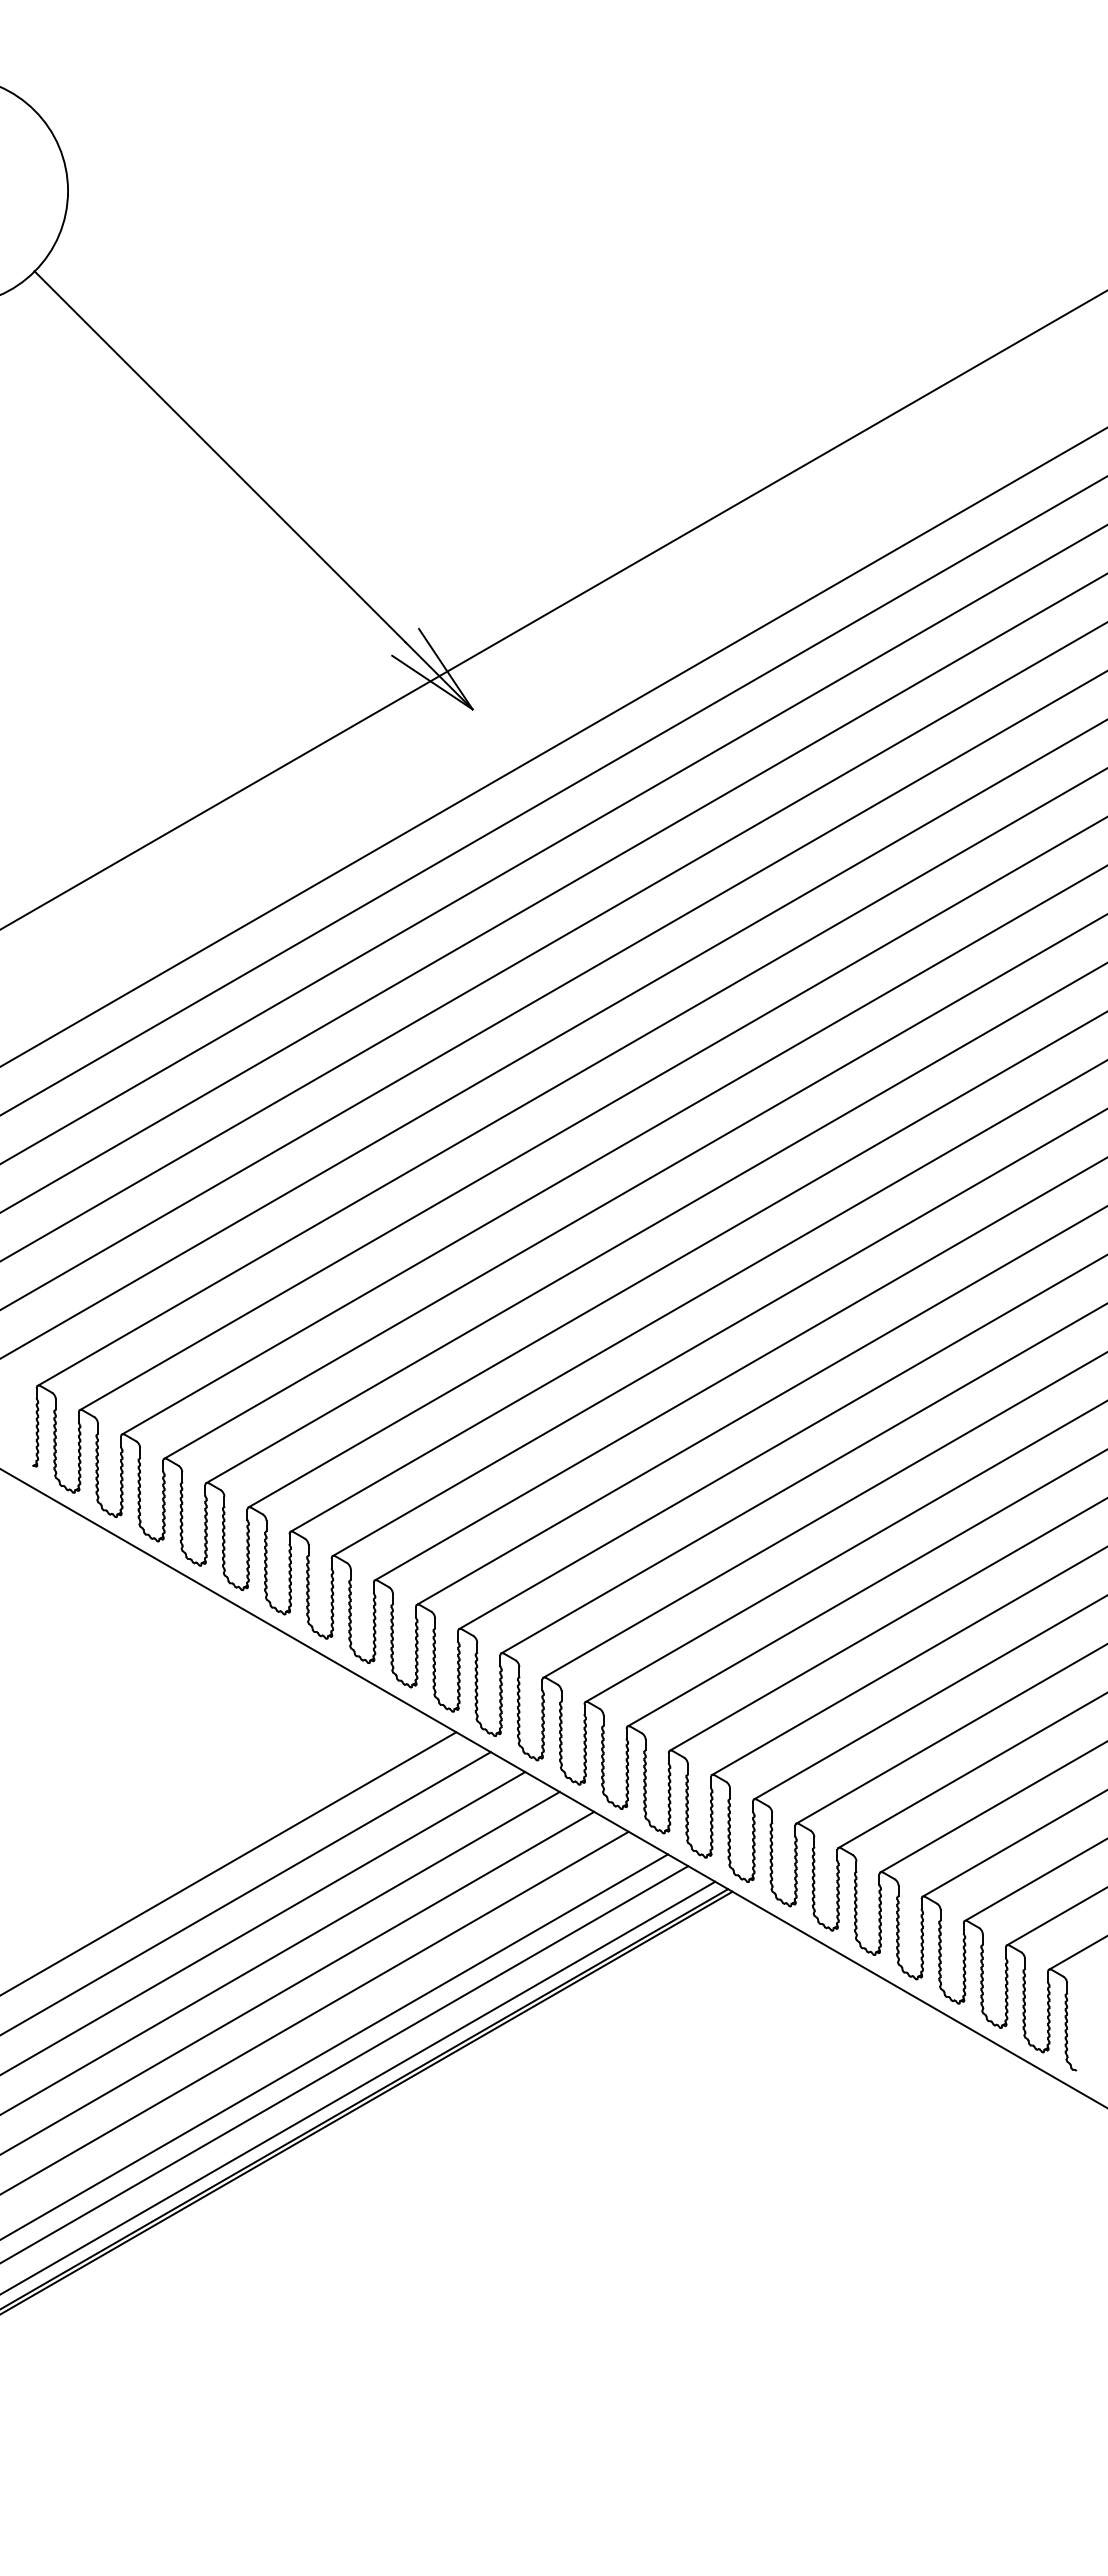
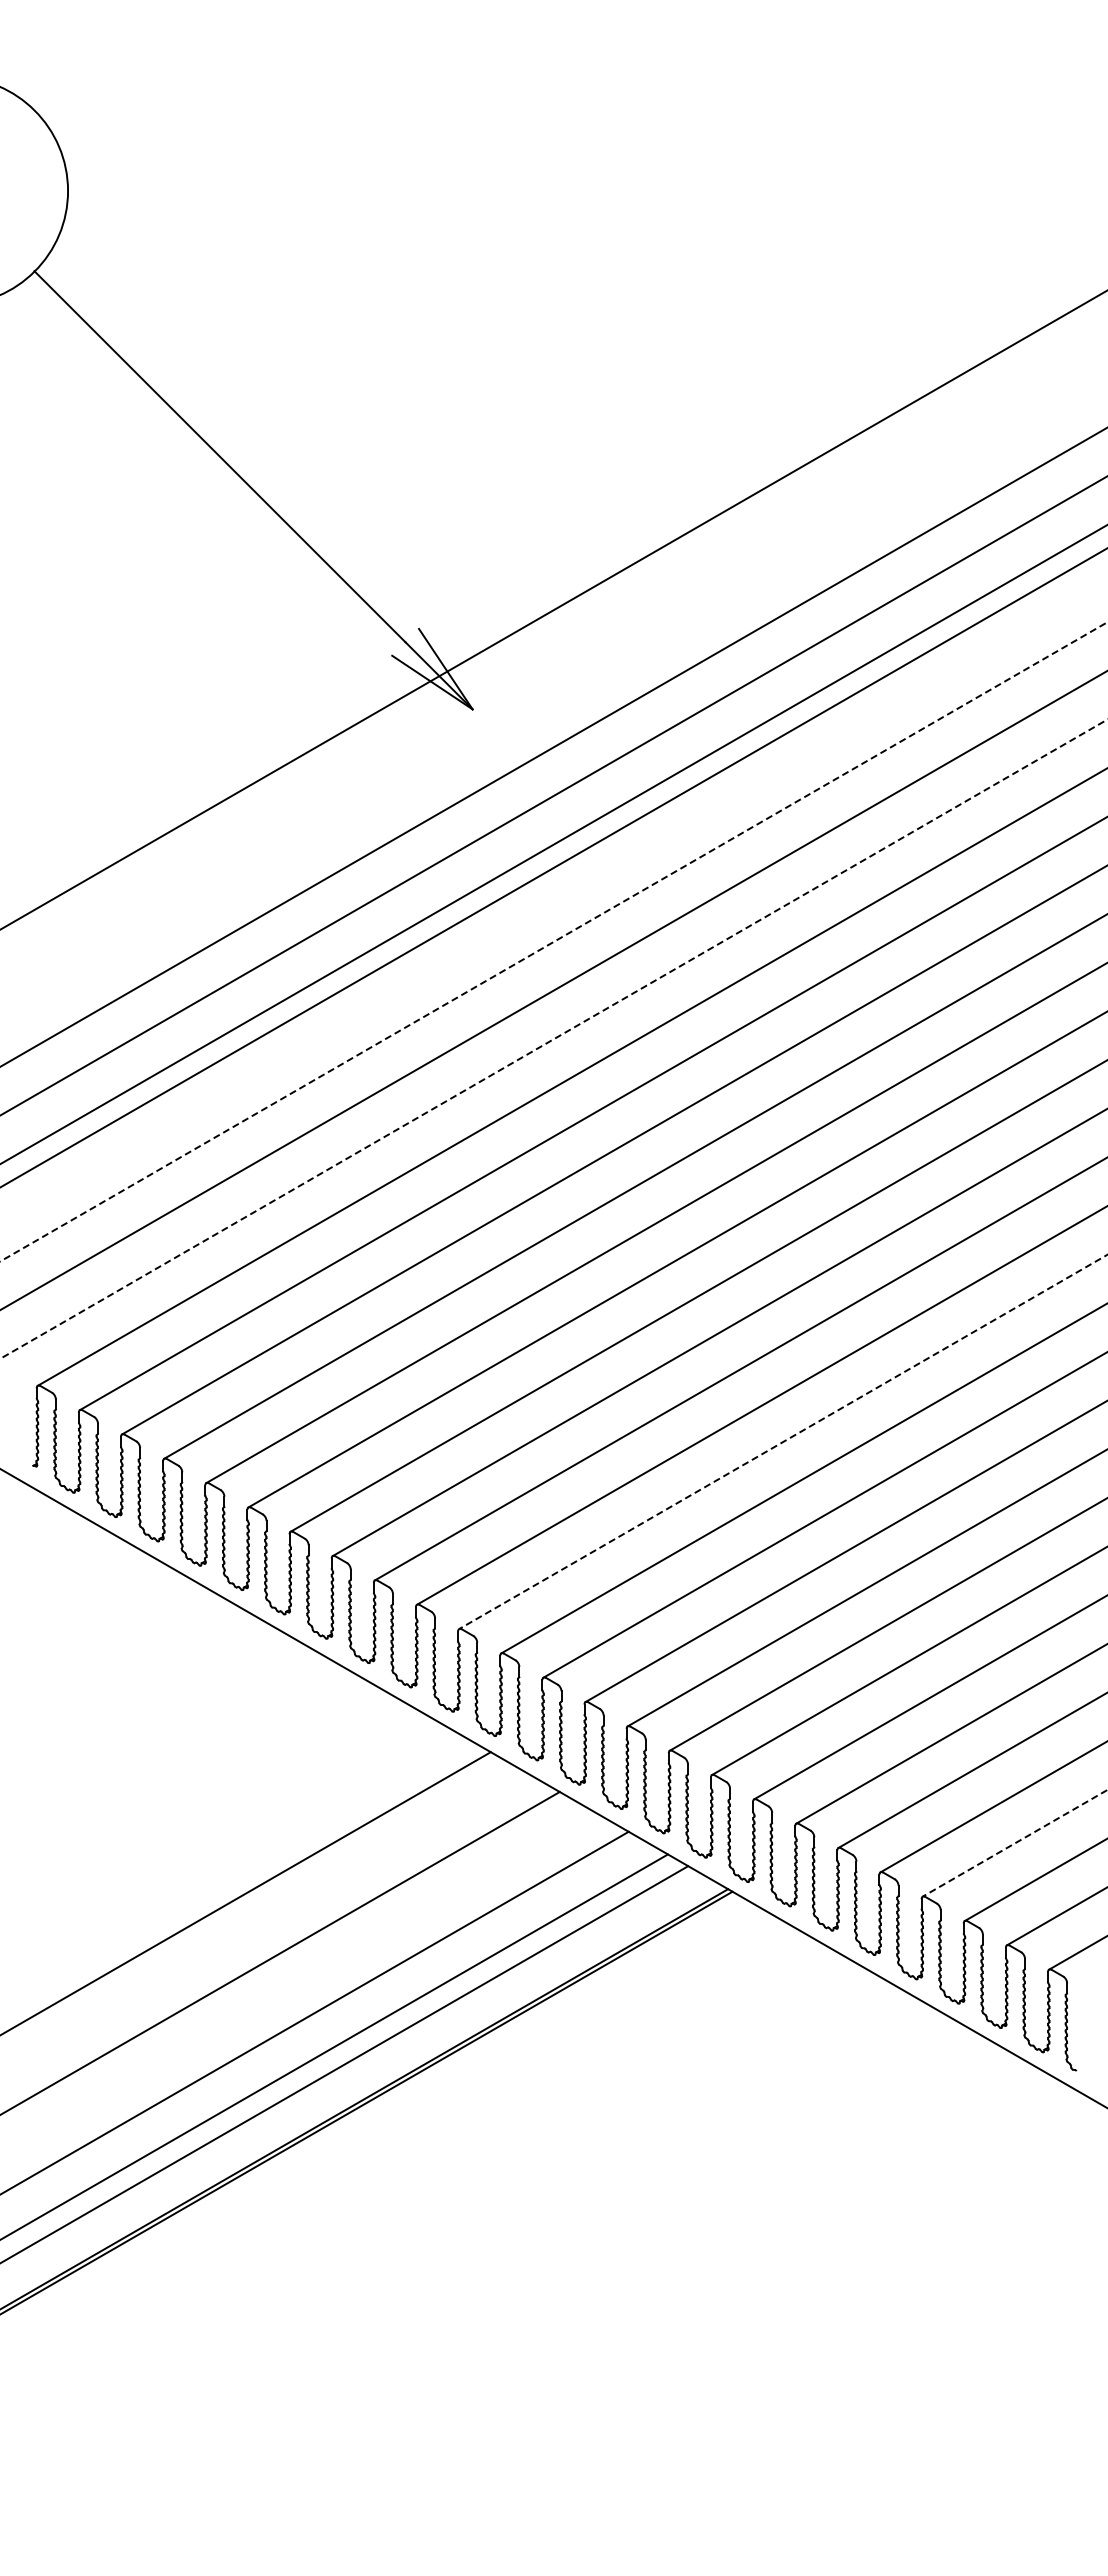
line position: (553, 893) -> (553, 868) (553, 868)
line: solid -> dashed (554, 941)
line: solid -> dashed (553, 1039)
line: solid -> dashed (783, 1442)
line: solid -> dashed (1014, 1843)
line: present -> none (229, 1863)
line: present -> none (263, 1922)
line: present -> none (298, 1982)
line: present -> none (358, 2087)
